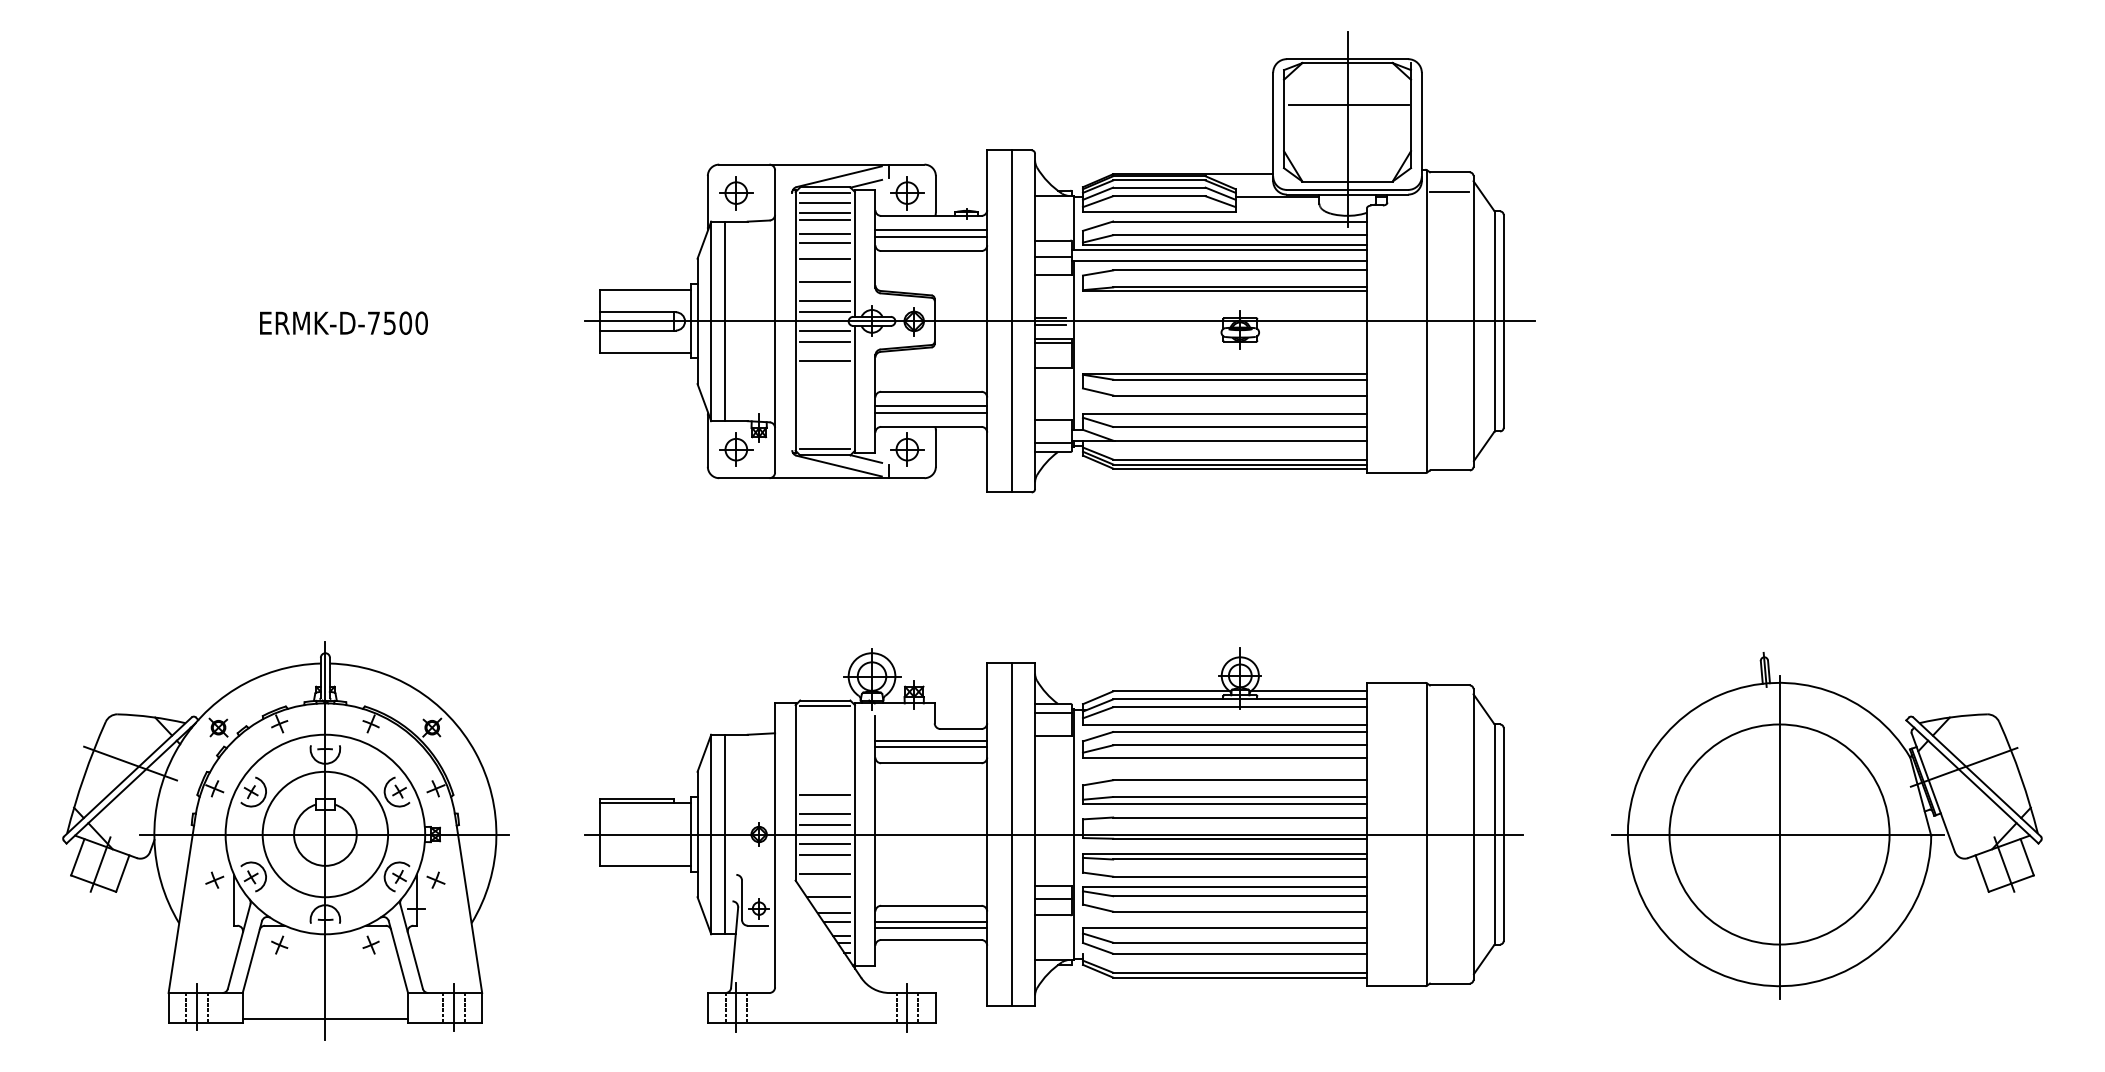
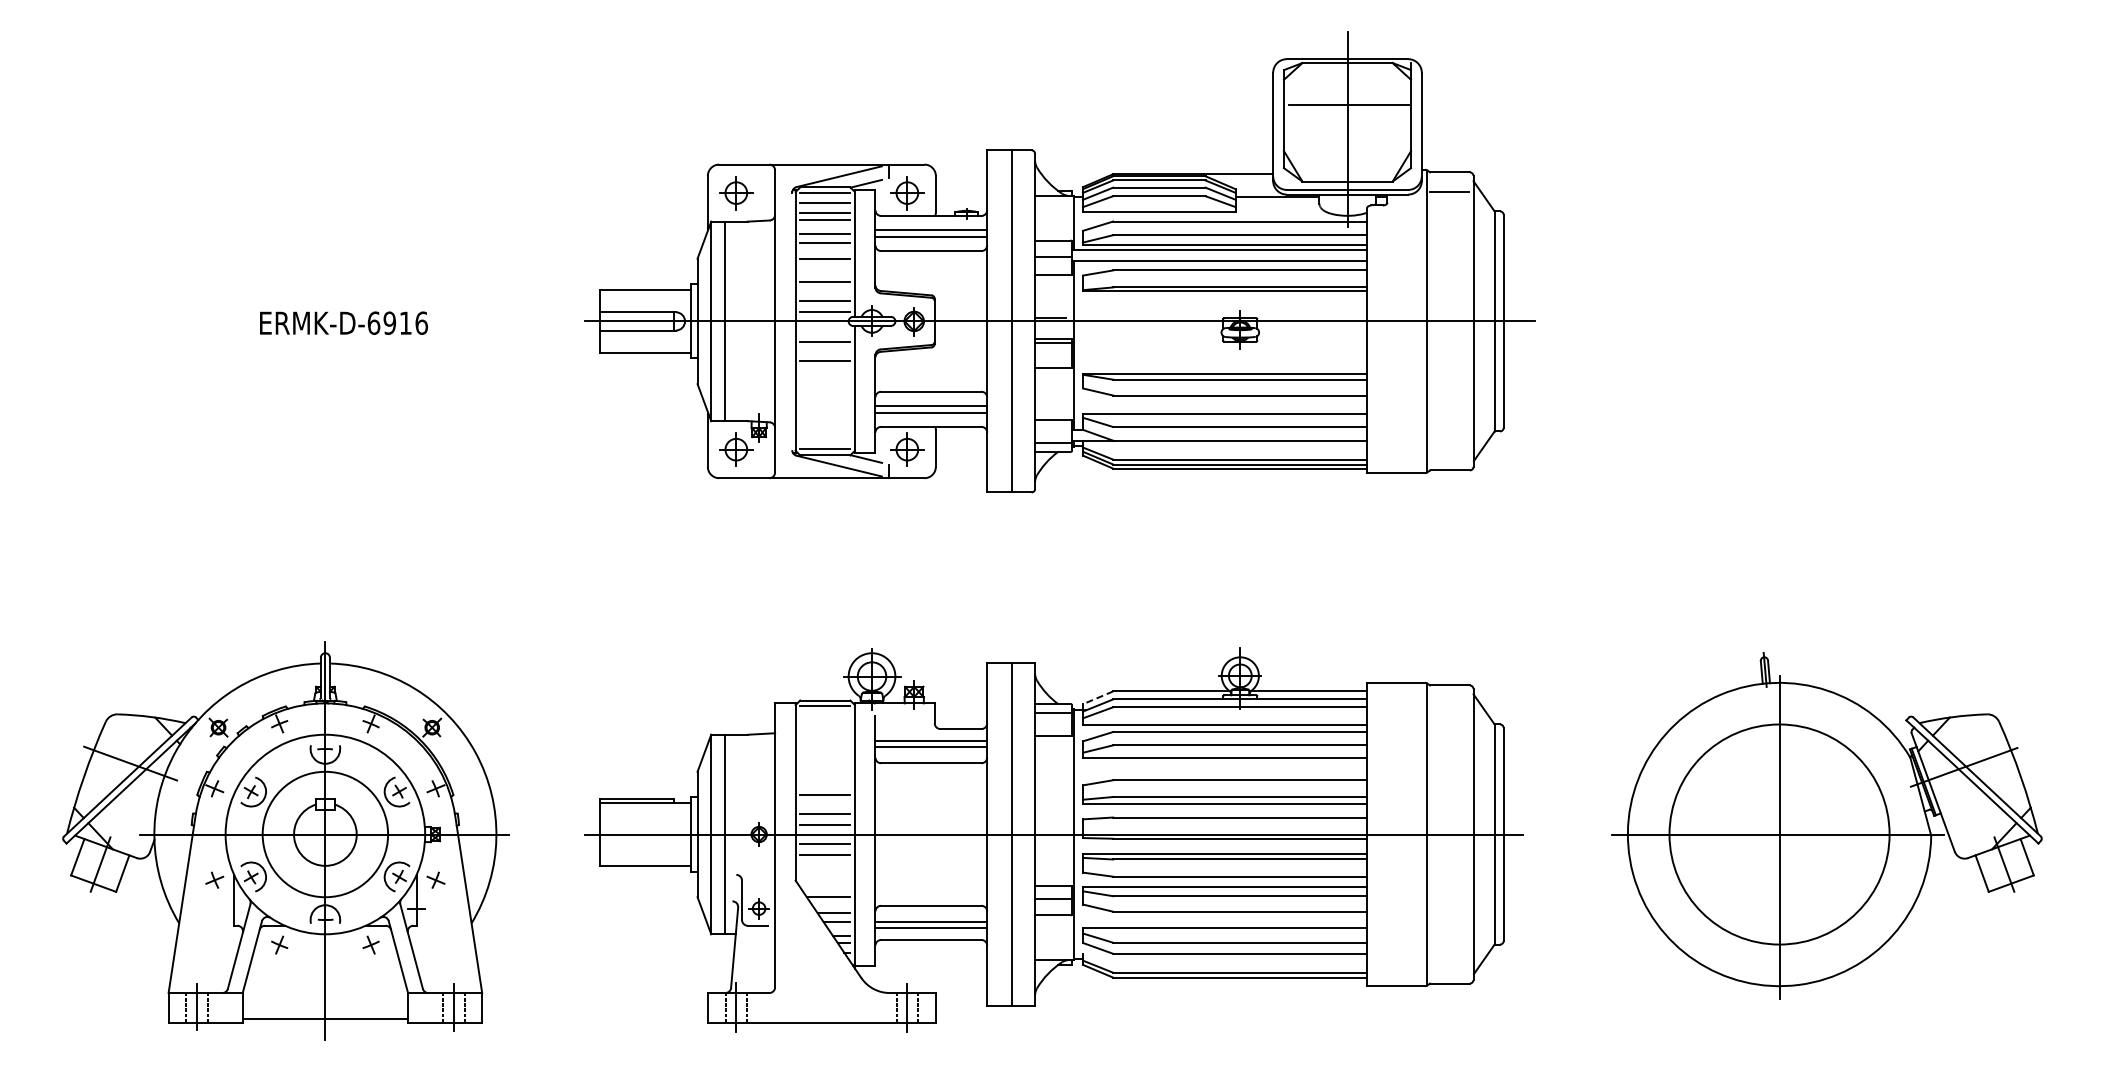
text: ERMK-D-7500 -> ERMK-D-6916 (397, 322)
line: present -> none (1050, 324)
line: present -> none (825, 330)
line: solid -> dashed (1097, 698)
line: present -> none (825, 873)
